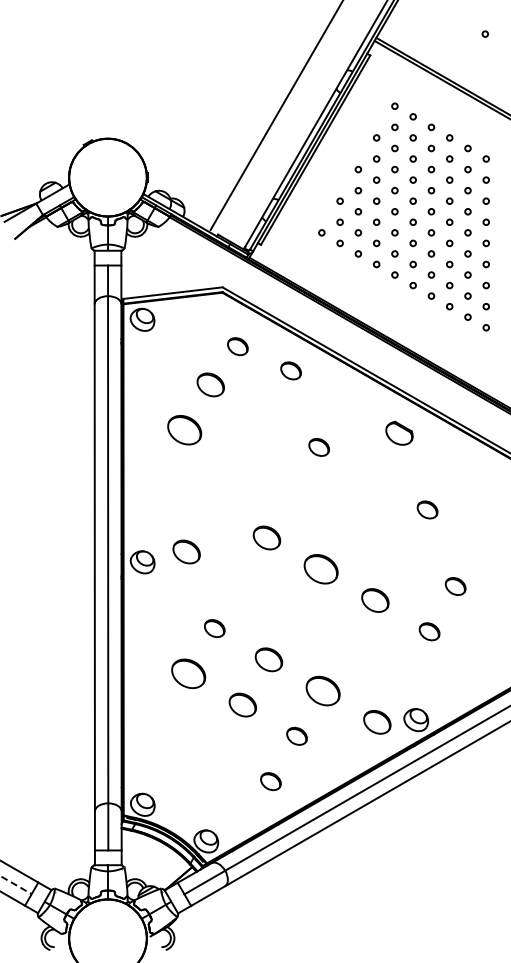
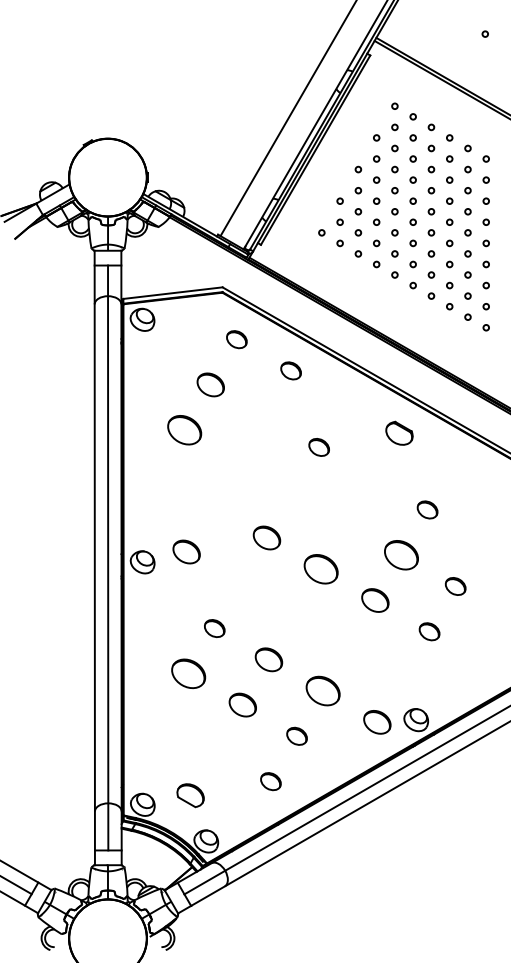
line position: (276, 116) -> (287, 119) (287, 119)
part position: (237, 346) -> (236, 339) (236, 339)
part: none -> present (401, 555)
part: none -> present (190, 795)
line: dashed -> solid (16, 885)
